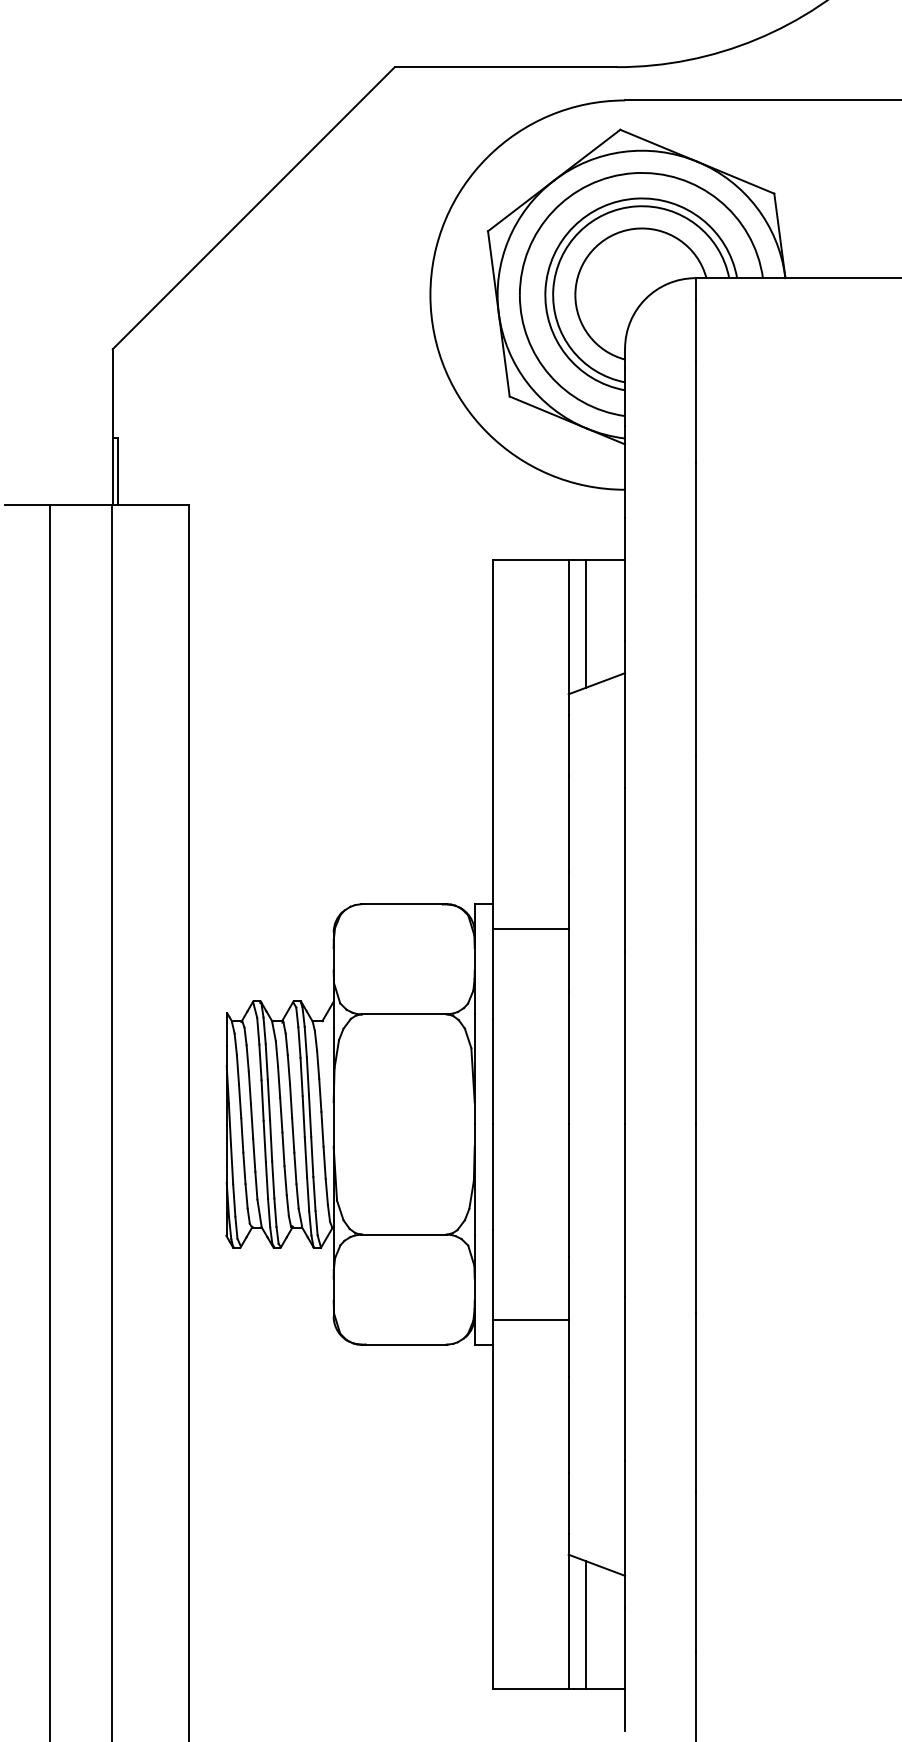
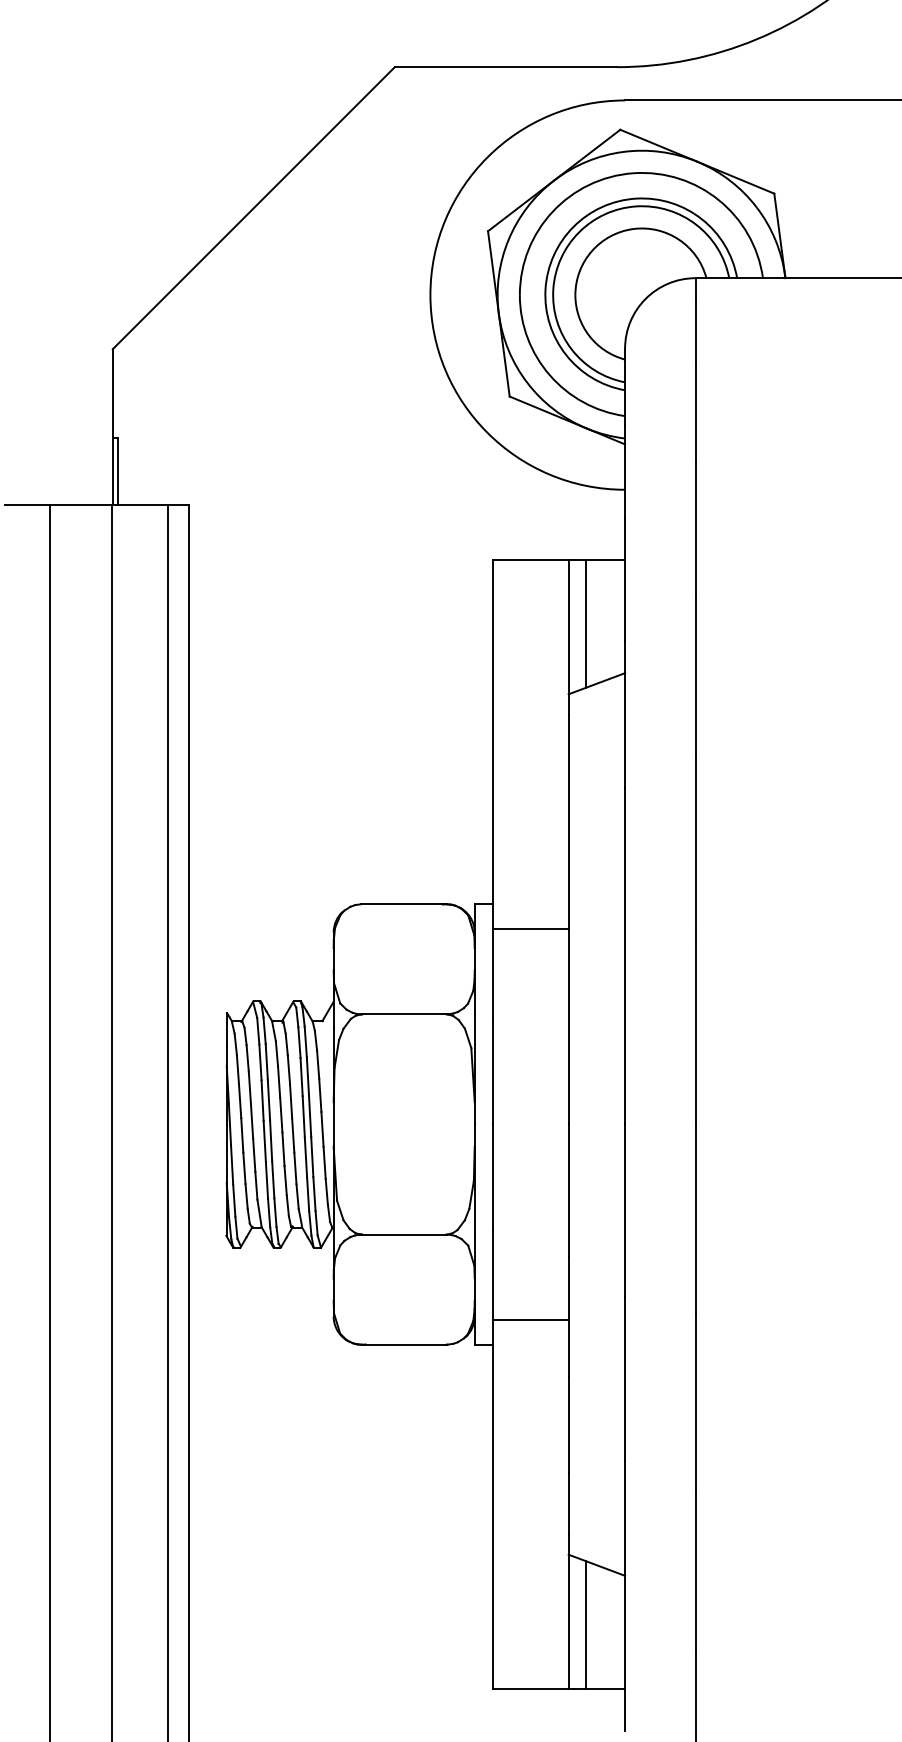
line: none -> present (167, 1121)
